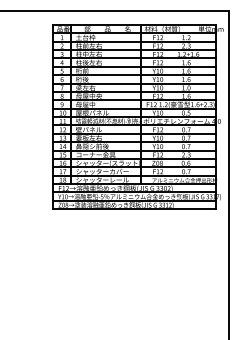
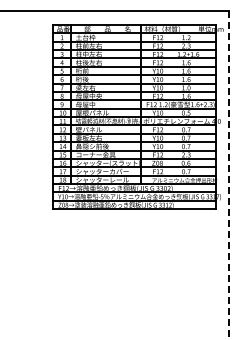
line: solid -> dashed (229, 175)
